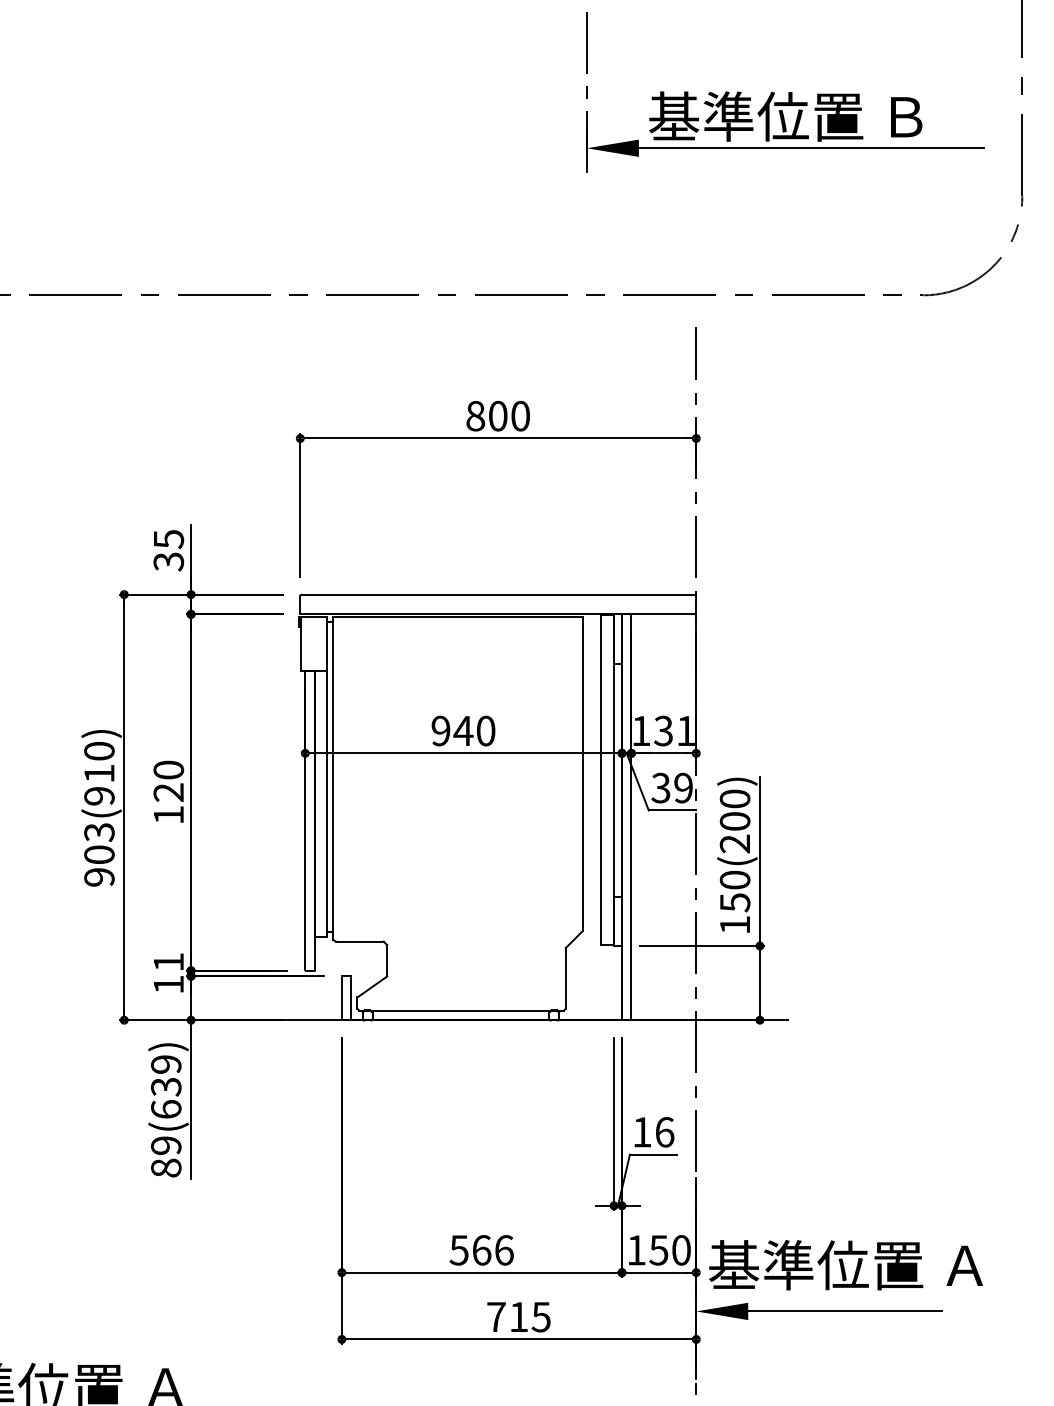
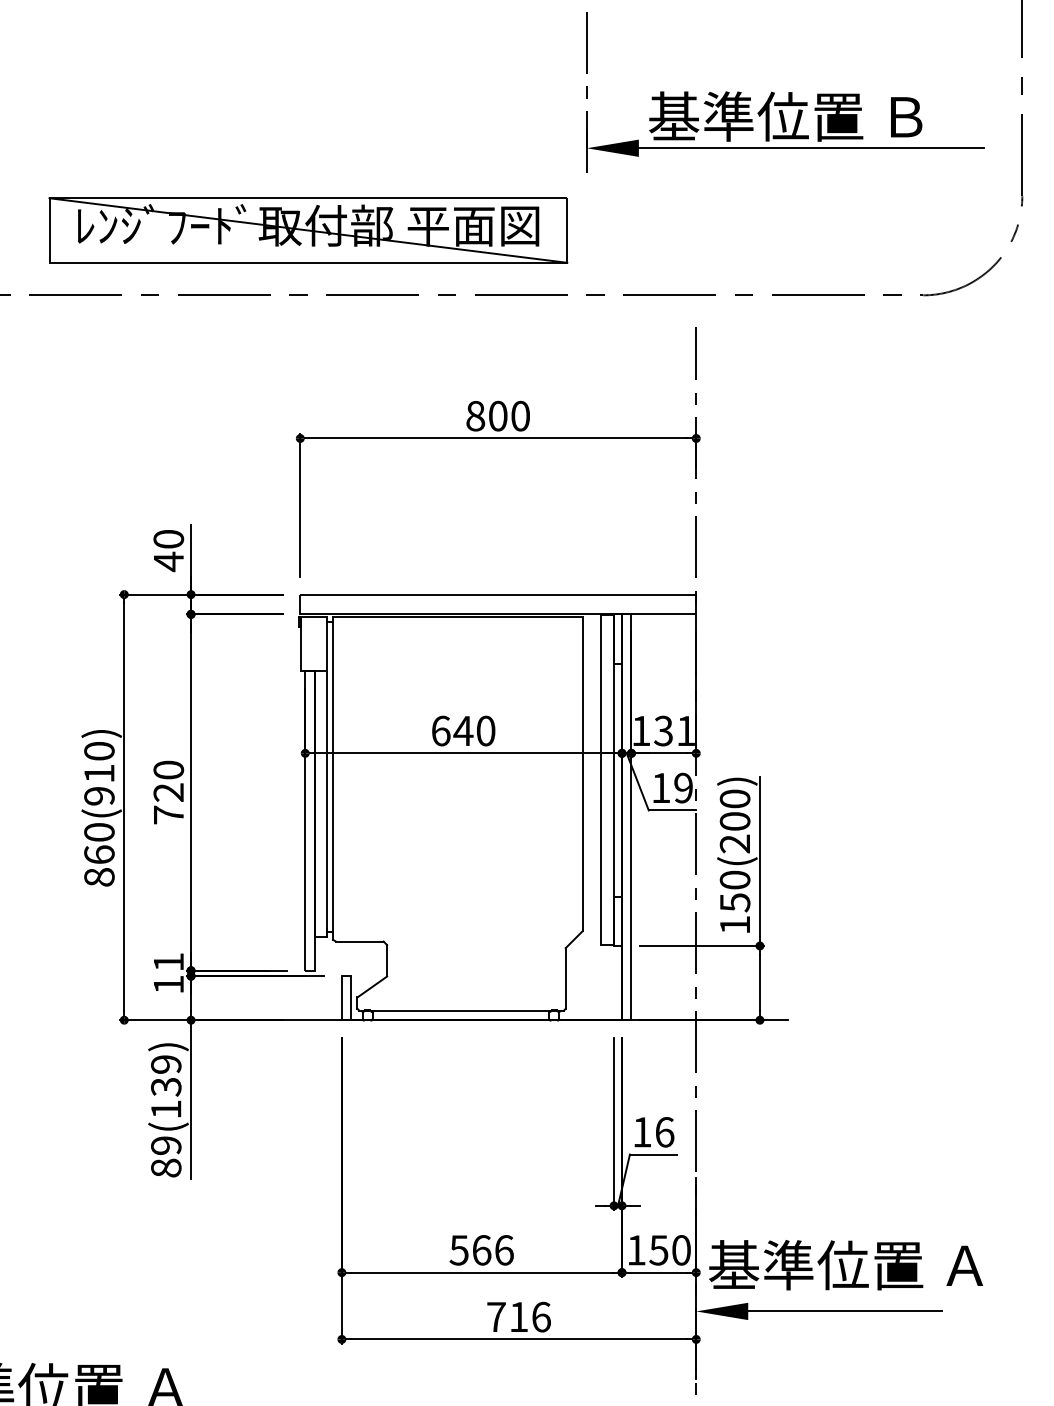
part: none -> present (308, 230)
text: 35 -> 40 (168, 551)
text: 940 -> 640 (440, 730)
text: 39 -> 19 (660, 787)
text: 120 -> 720 (168, 814)
text: 903(910) -> 860(910) (99, 854)
text: 89(639) -> 89(139) (166, 1109)
text: 715 -> 716 (540, 1316)
